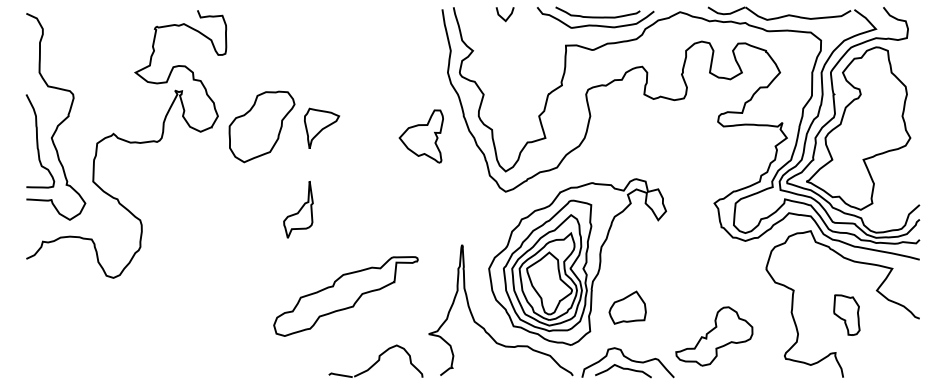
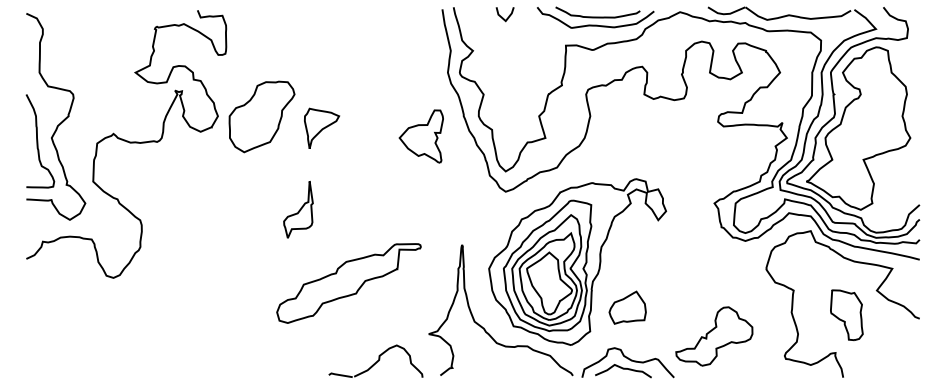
part position: (261, 126) -> (261, 116) (261, 116)
part position: (345, 296) -> (348, 283) (348, 283)
part size: 28x42 px -> 34x52 px (846, 314)
